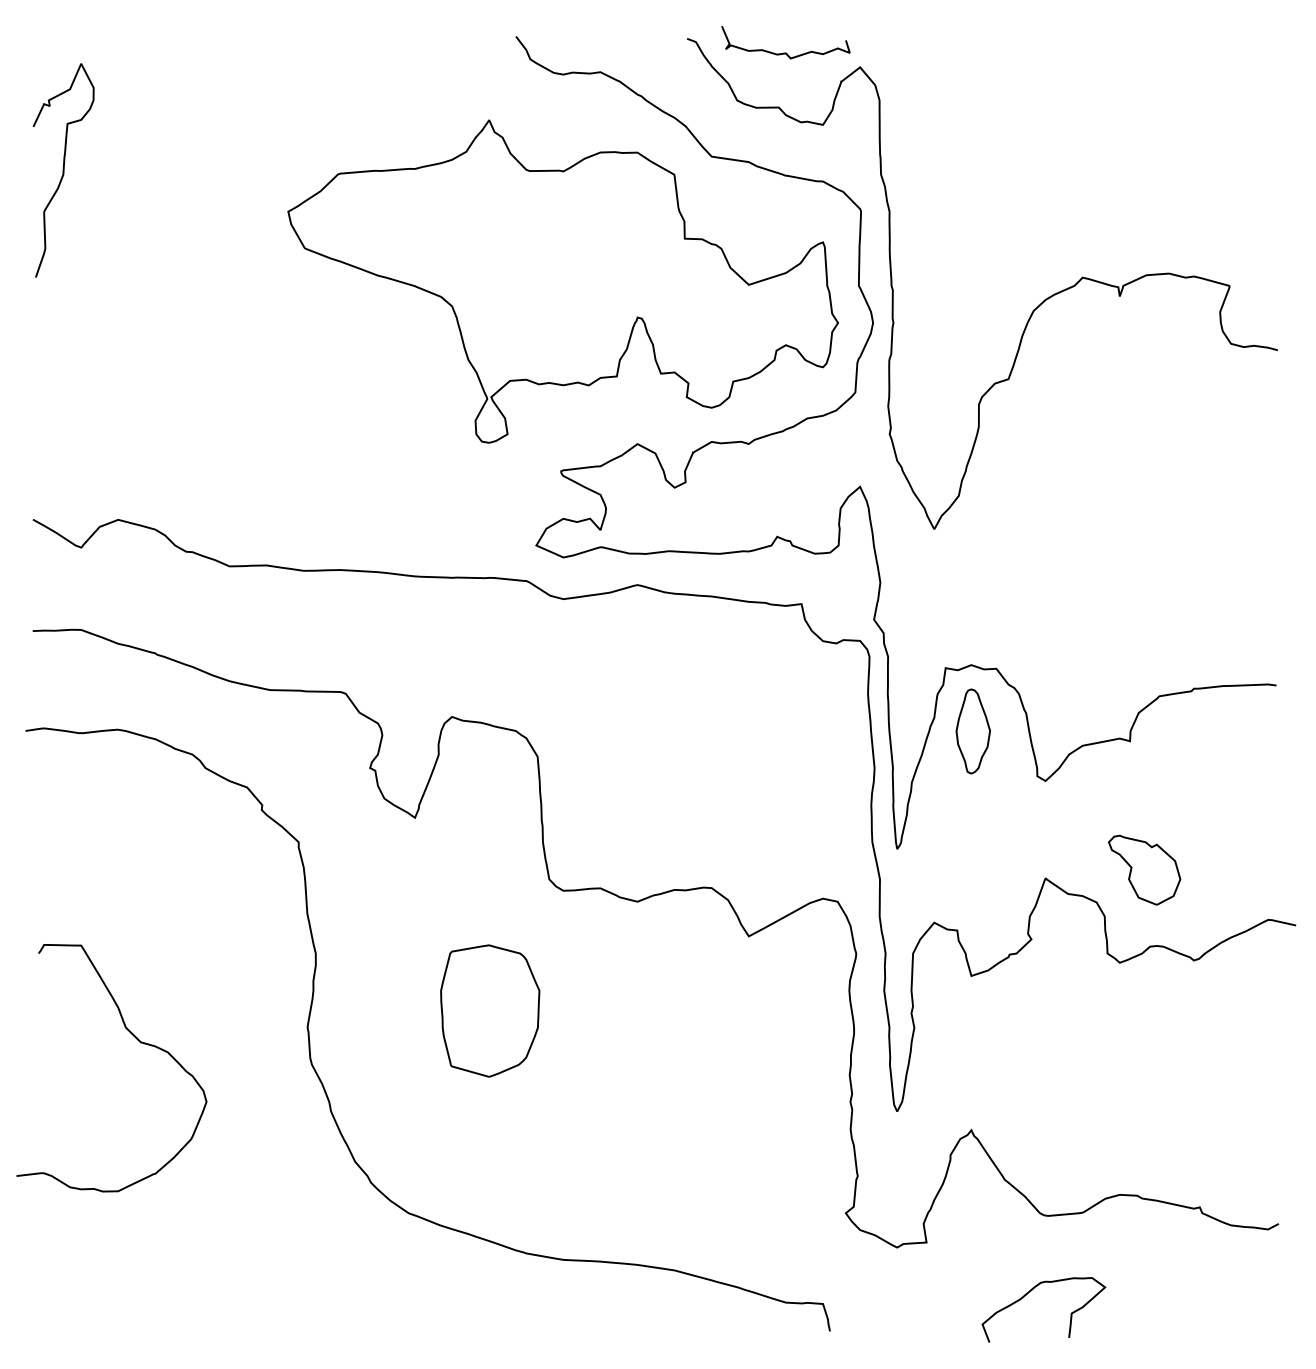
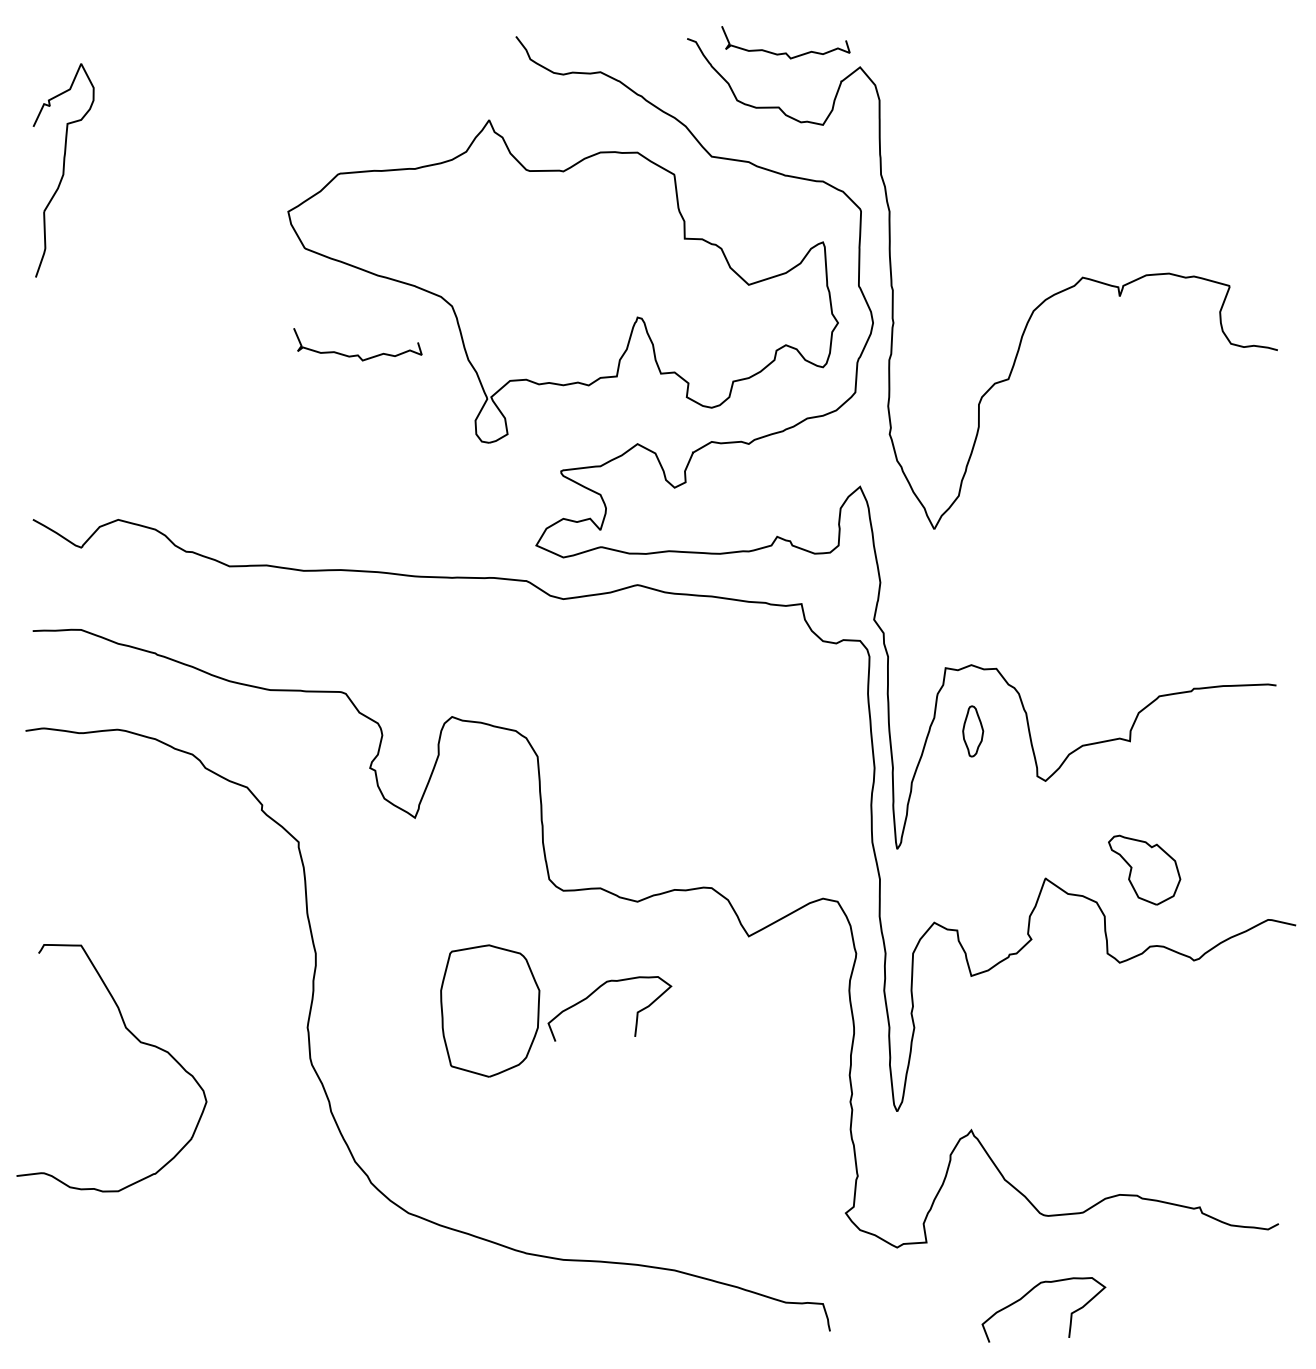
curve: none -> present (357, 354)
part size: 36x87 px -> 23x53 px (973, 731)
curve: none -> present (597, 990)
